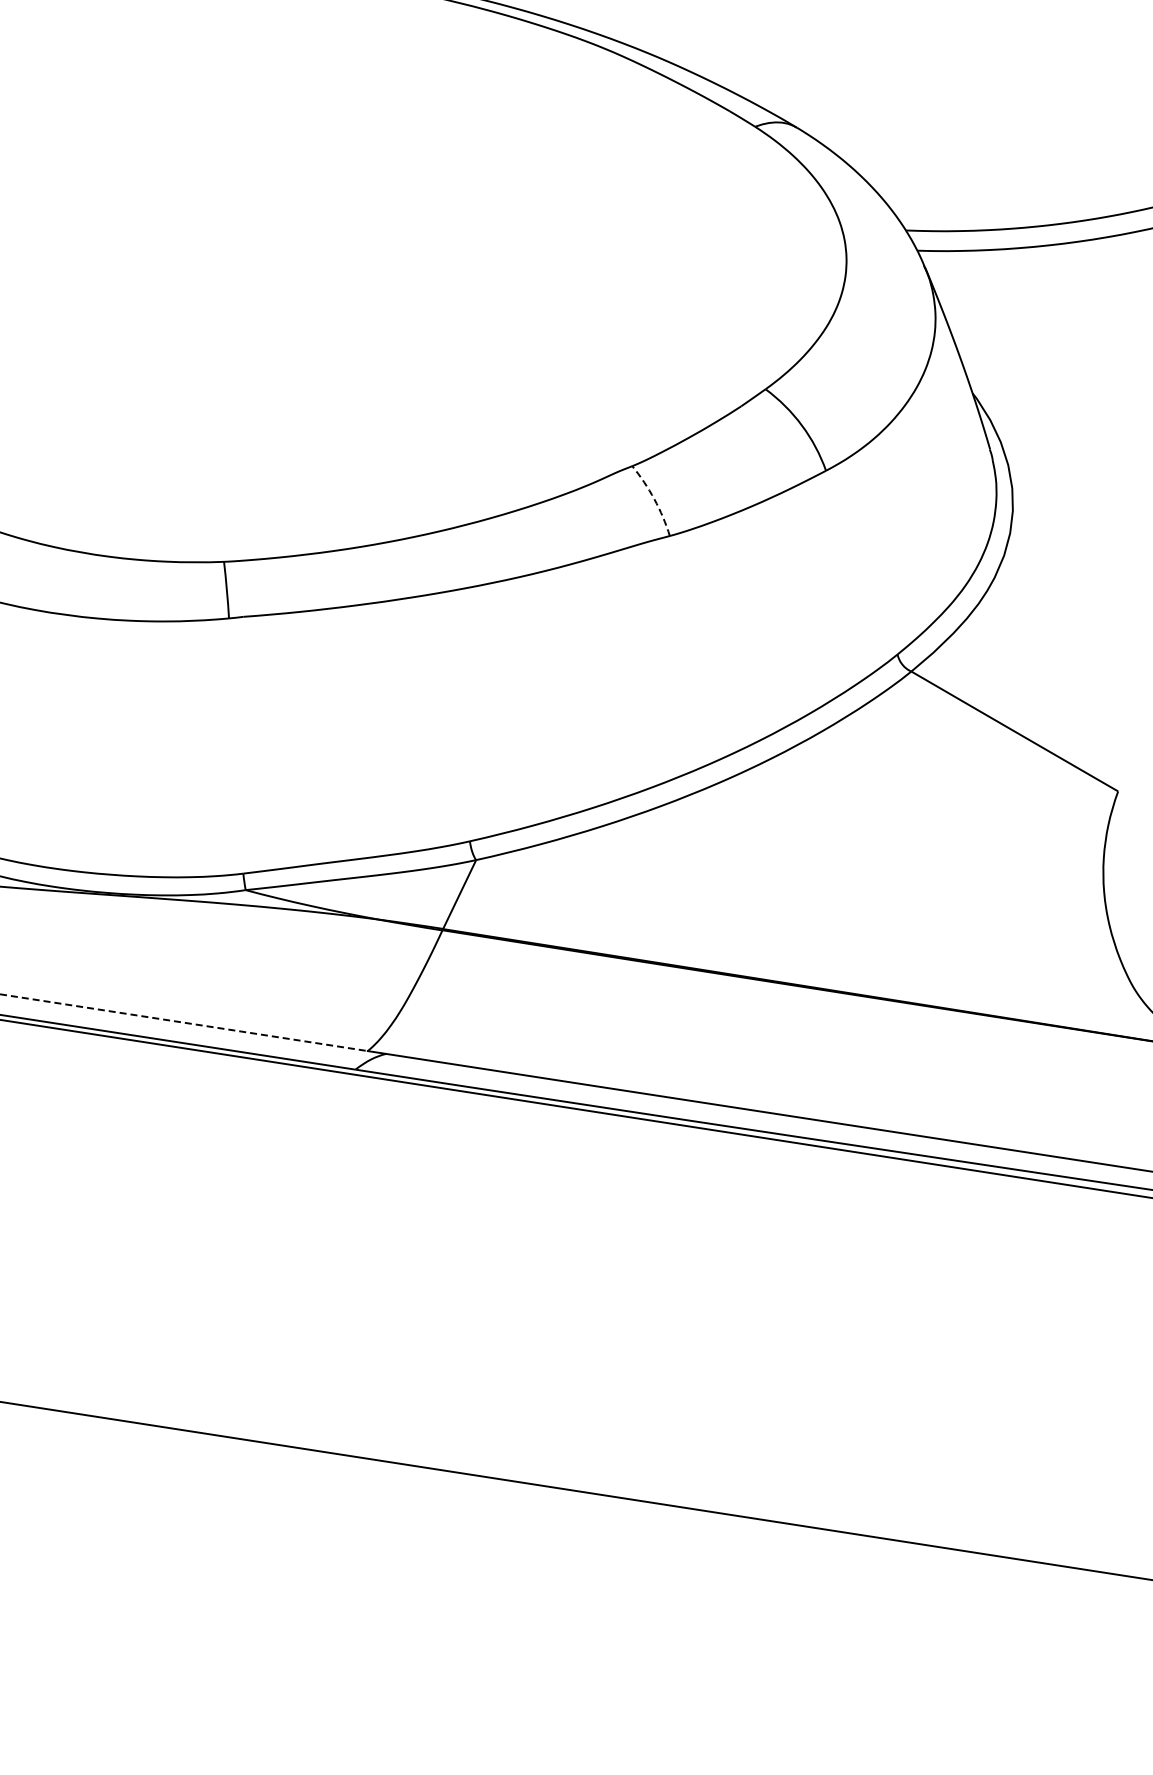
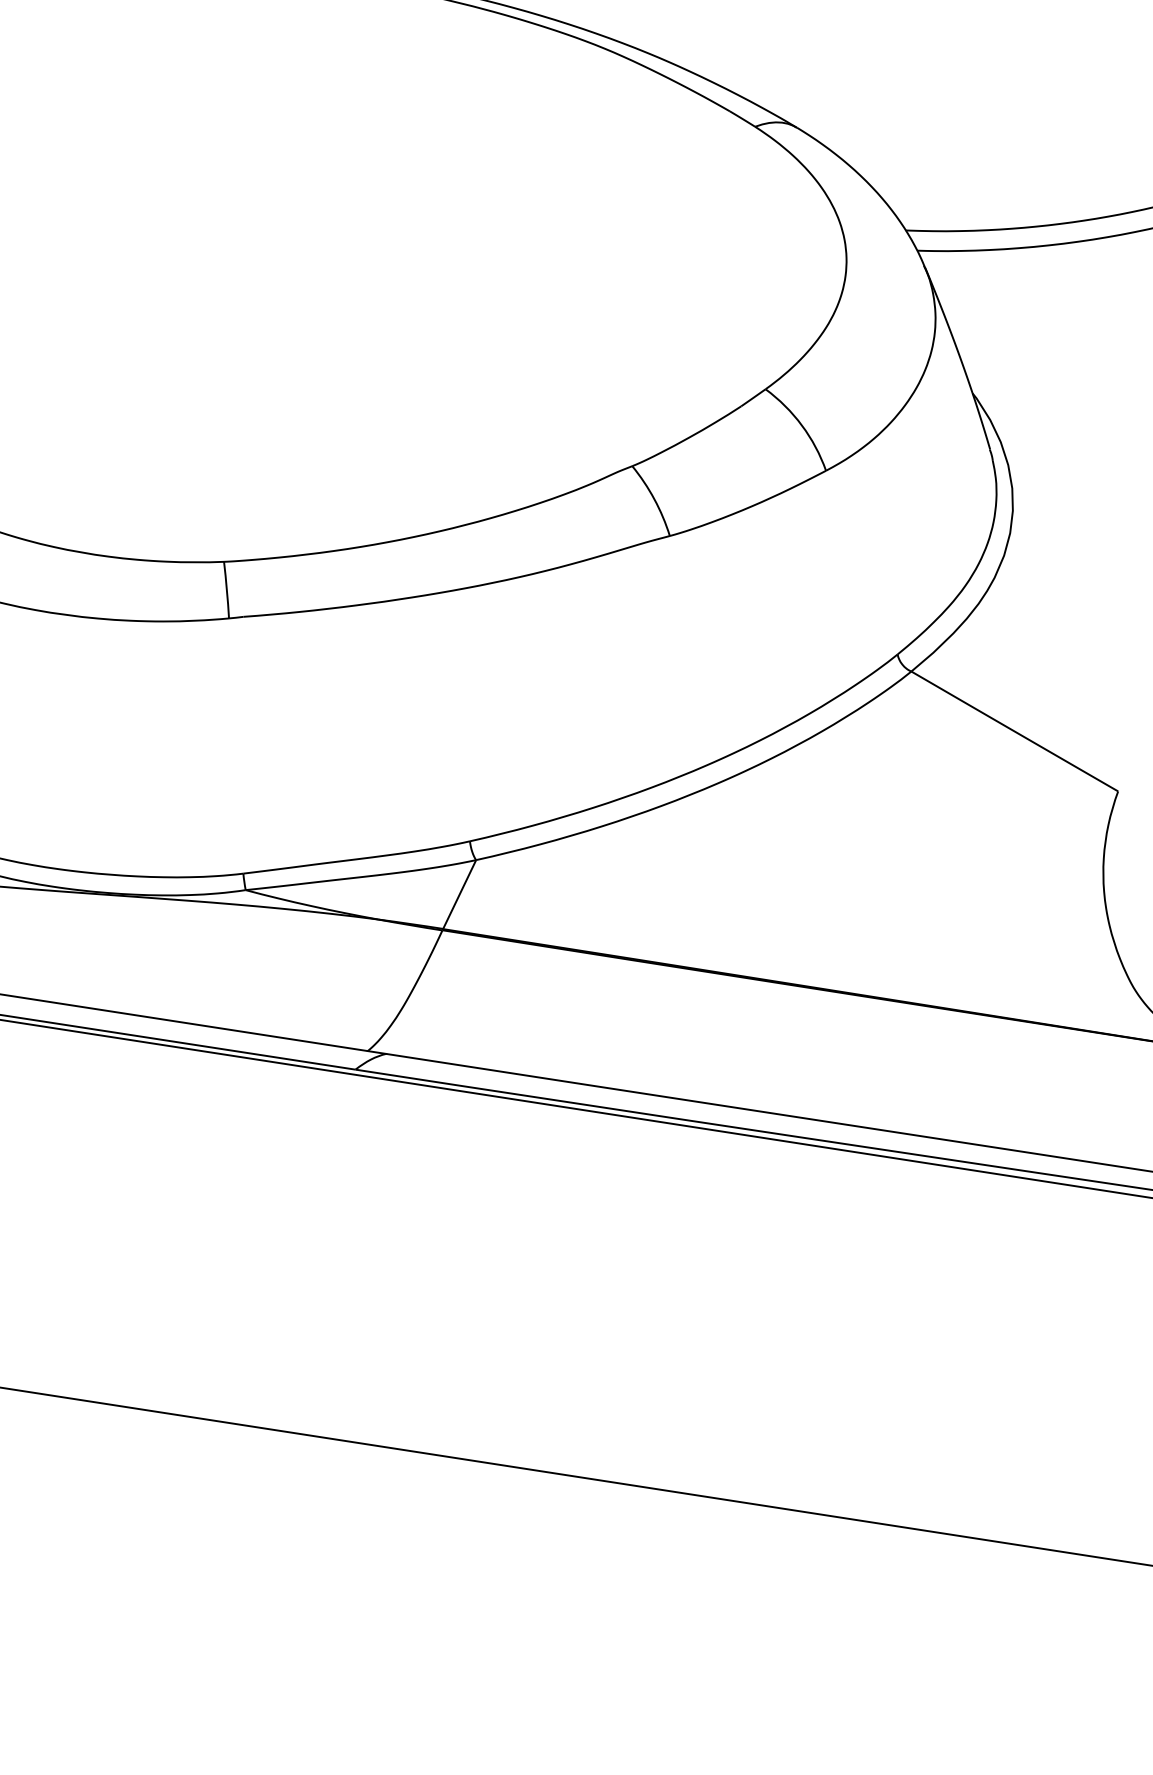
arc: dashed -> solid (654, 499)
line: dashed -> solid (184, 1022)
line position: (575, 1490) -> (575, 1476) (575, 1476)
